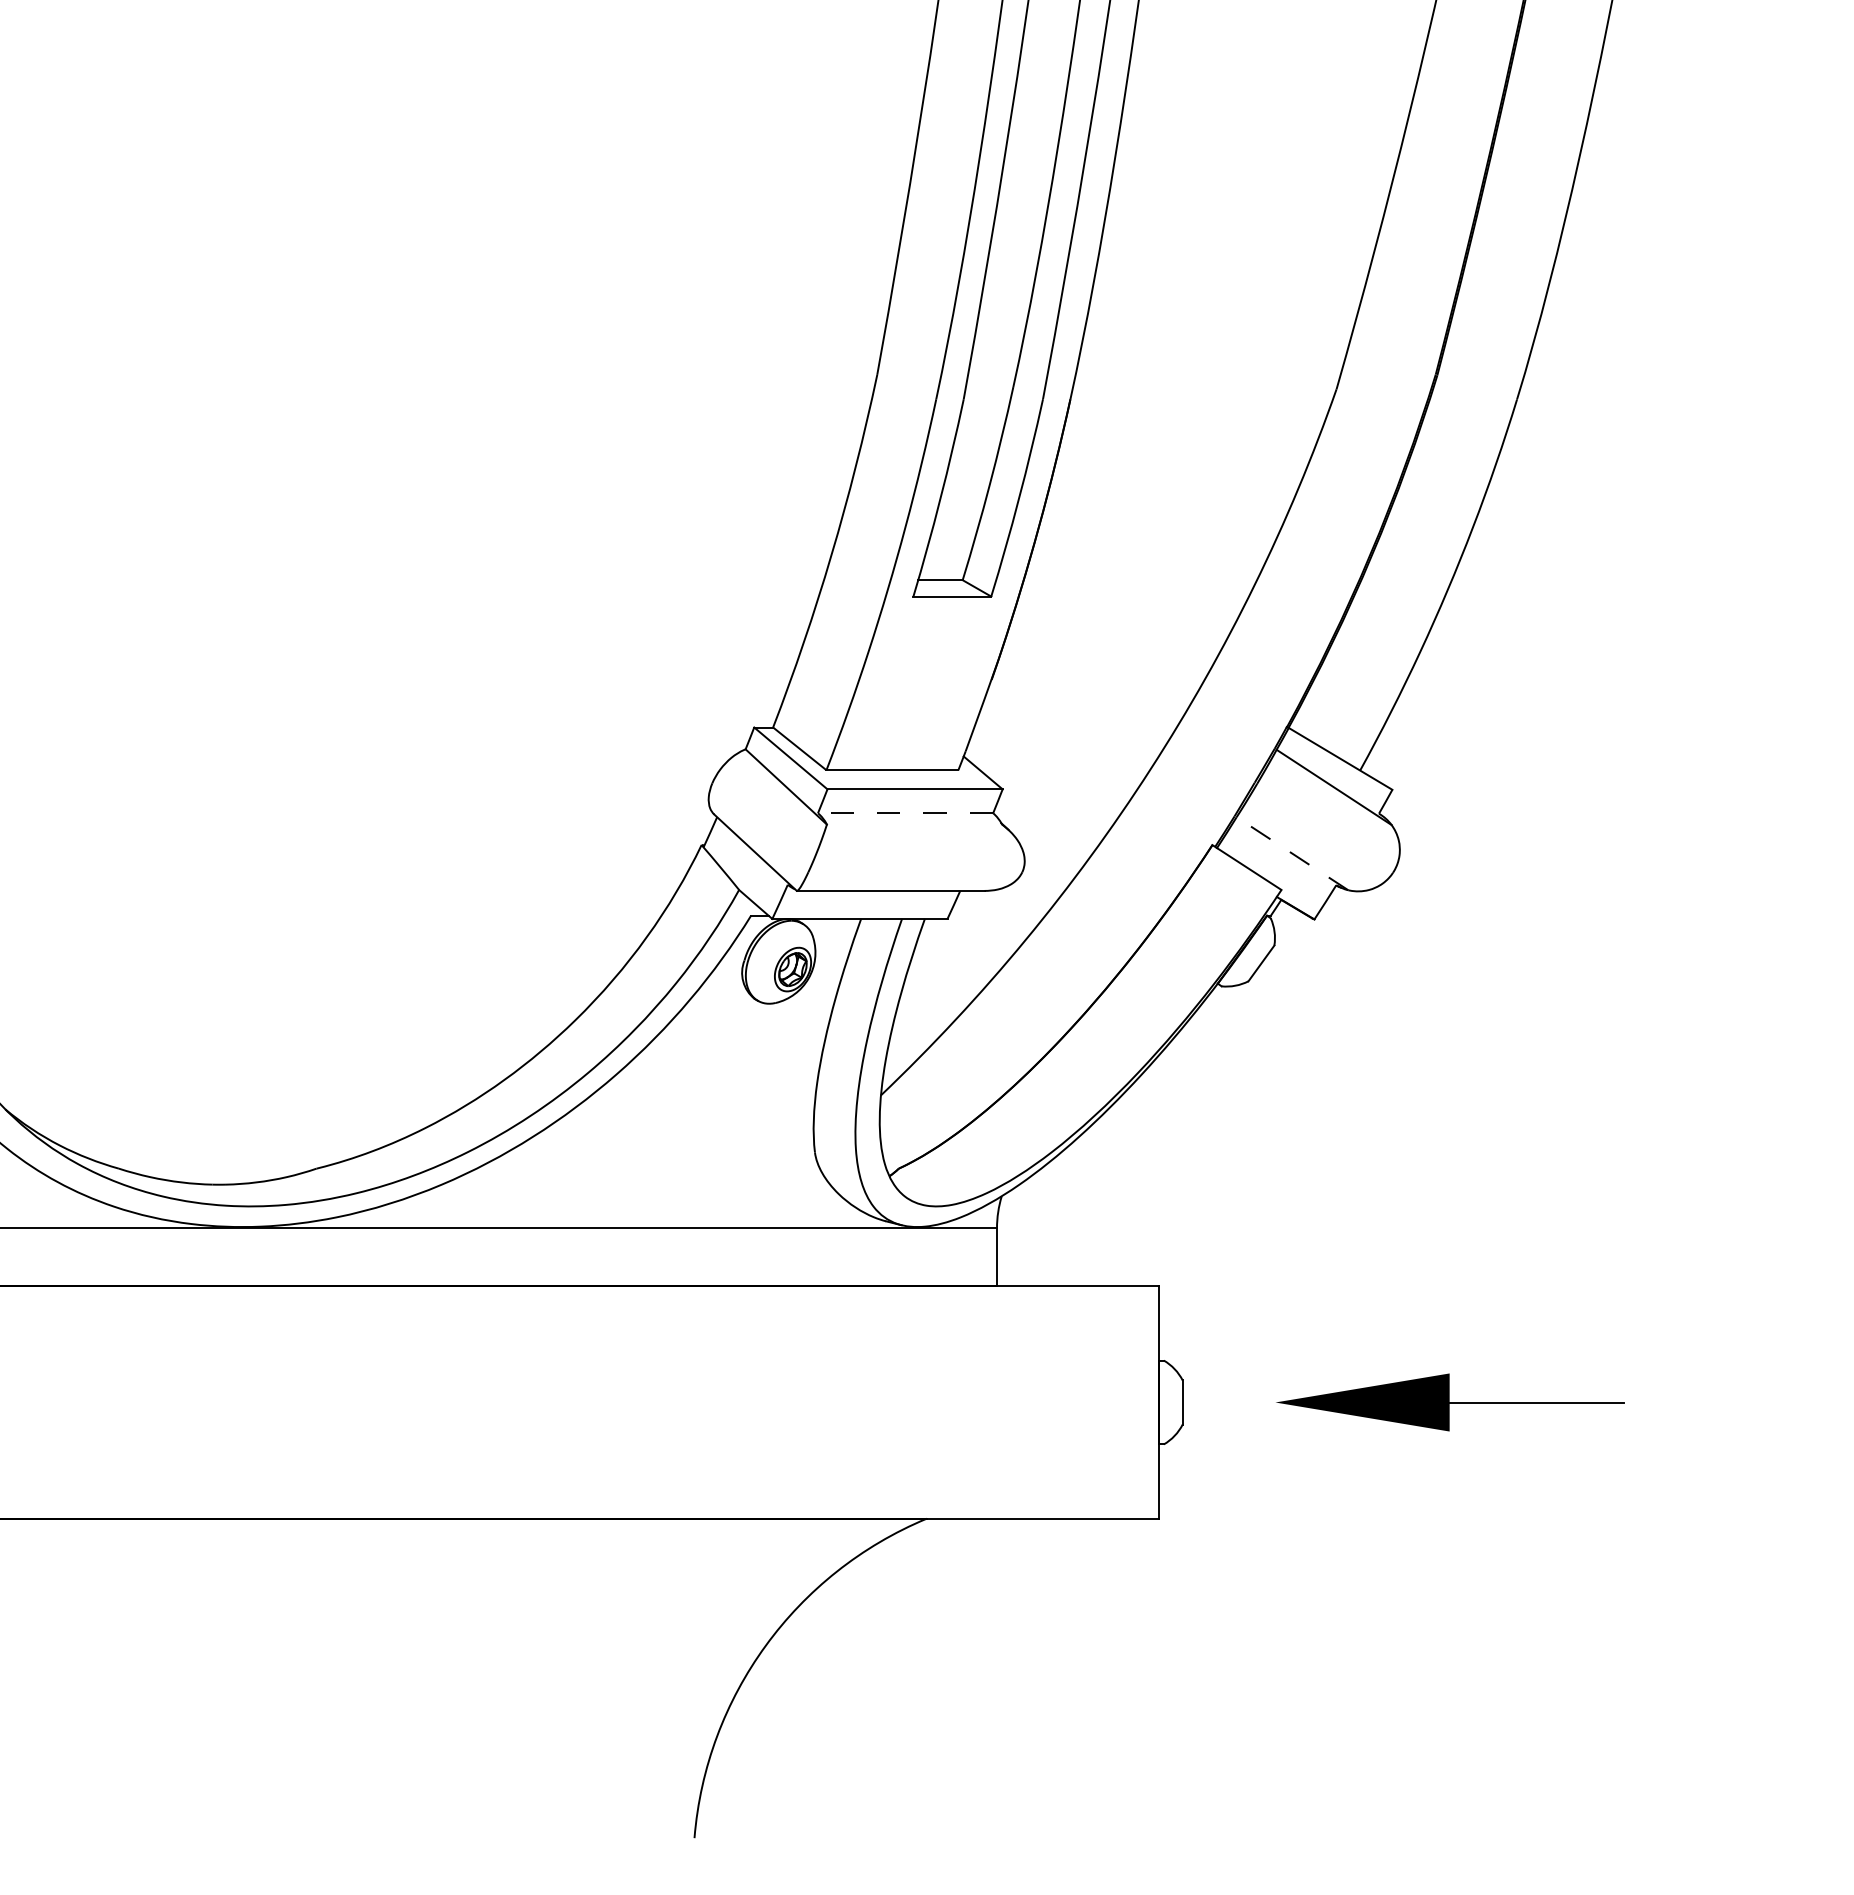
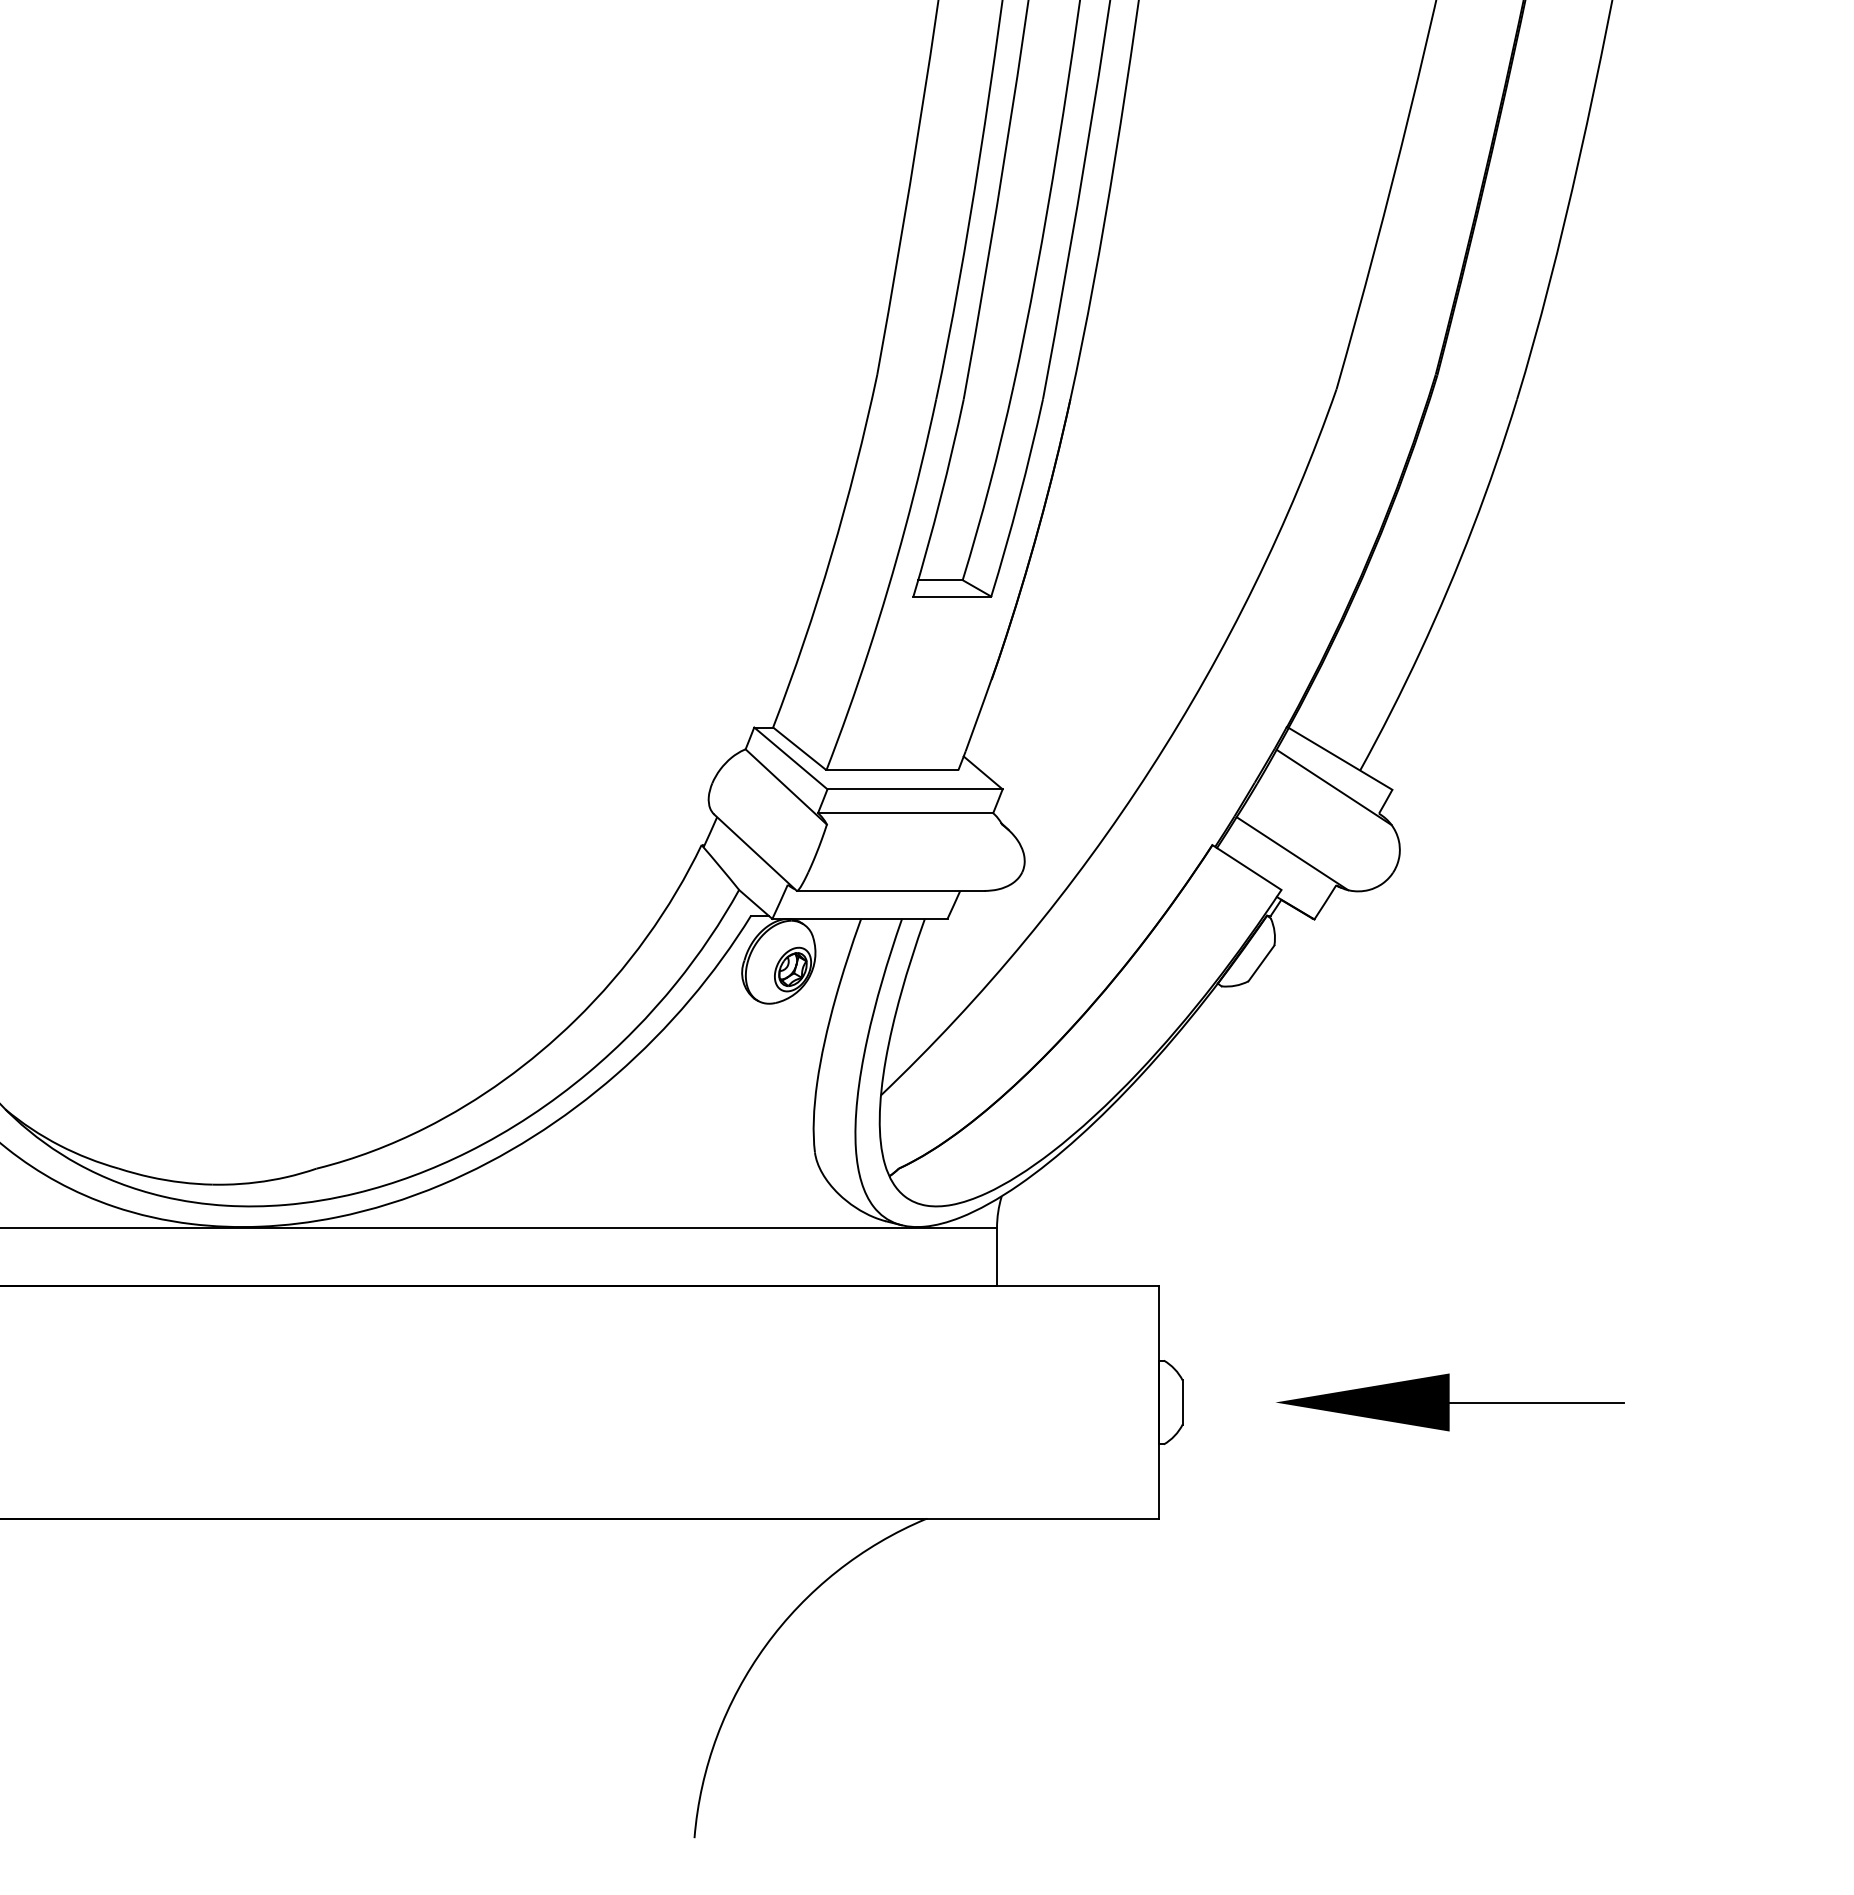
line: dashed -> solid (905, 813)
line: dashed -> solid (1292, 853)
